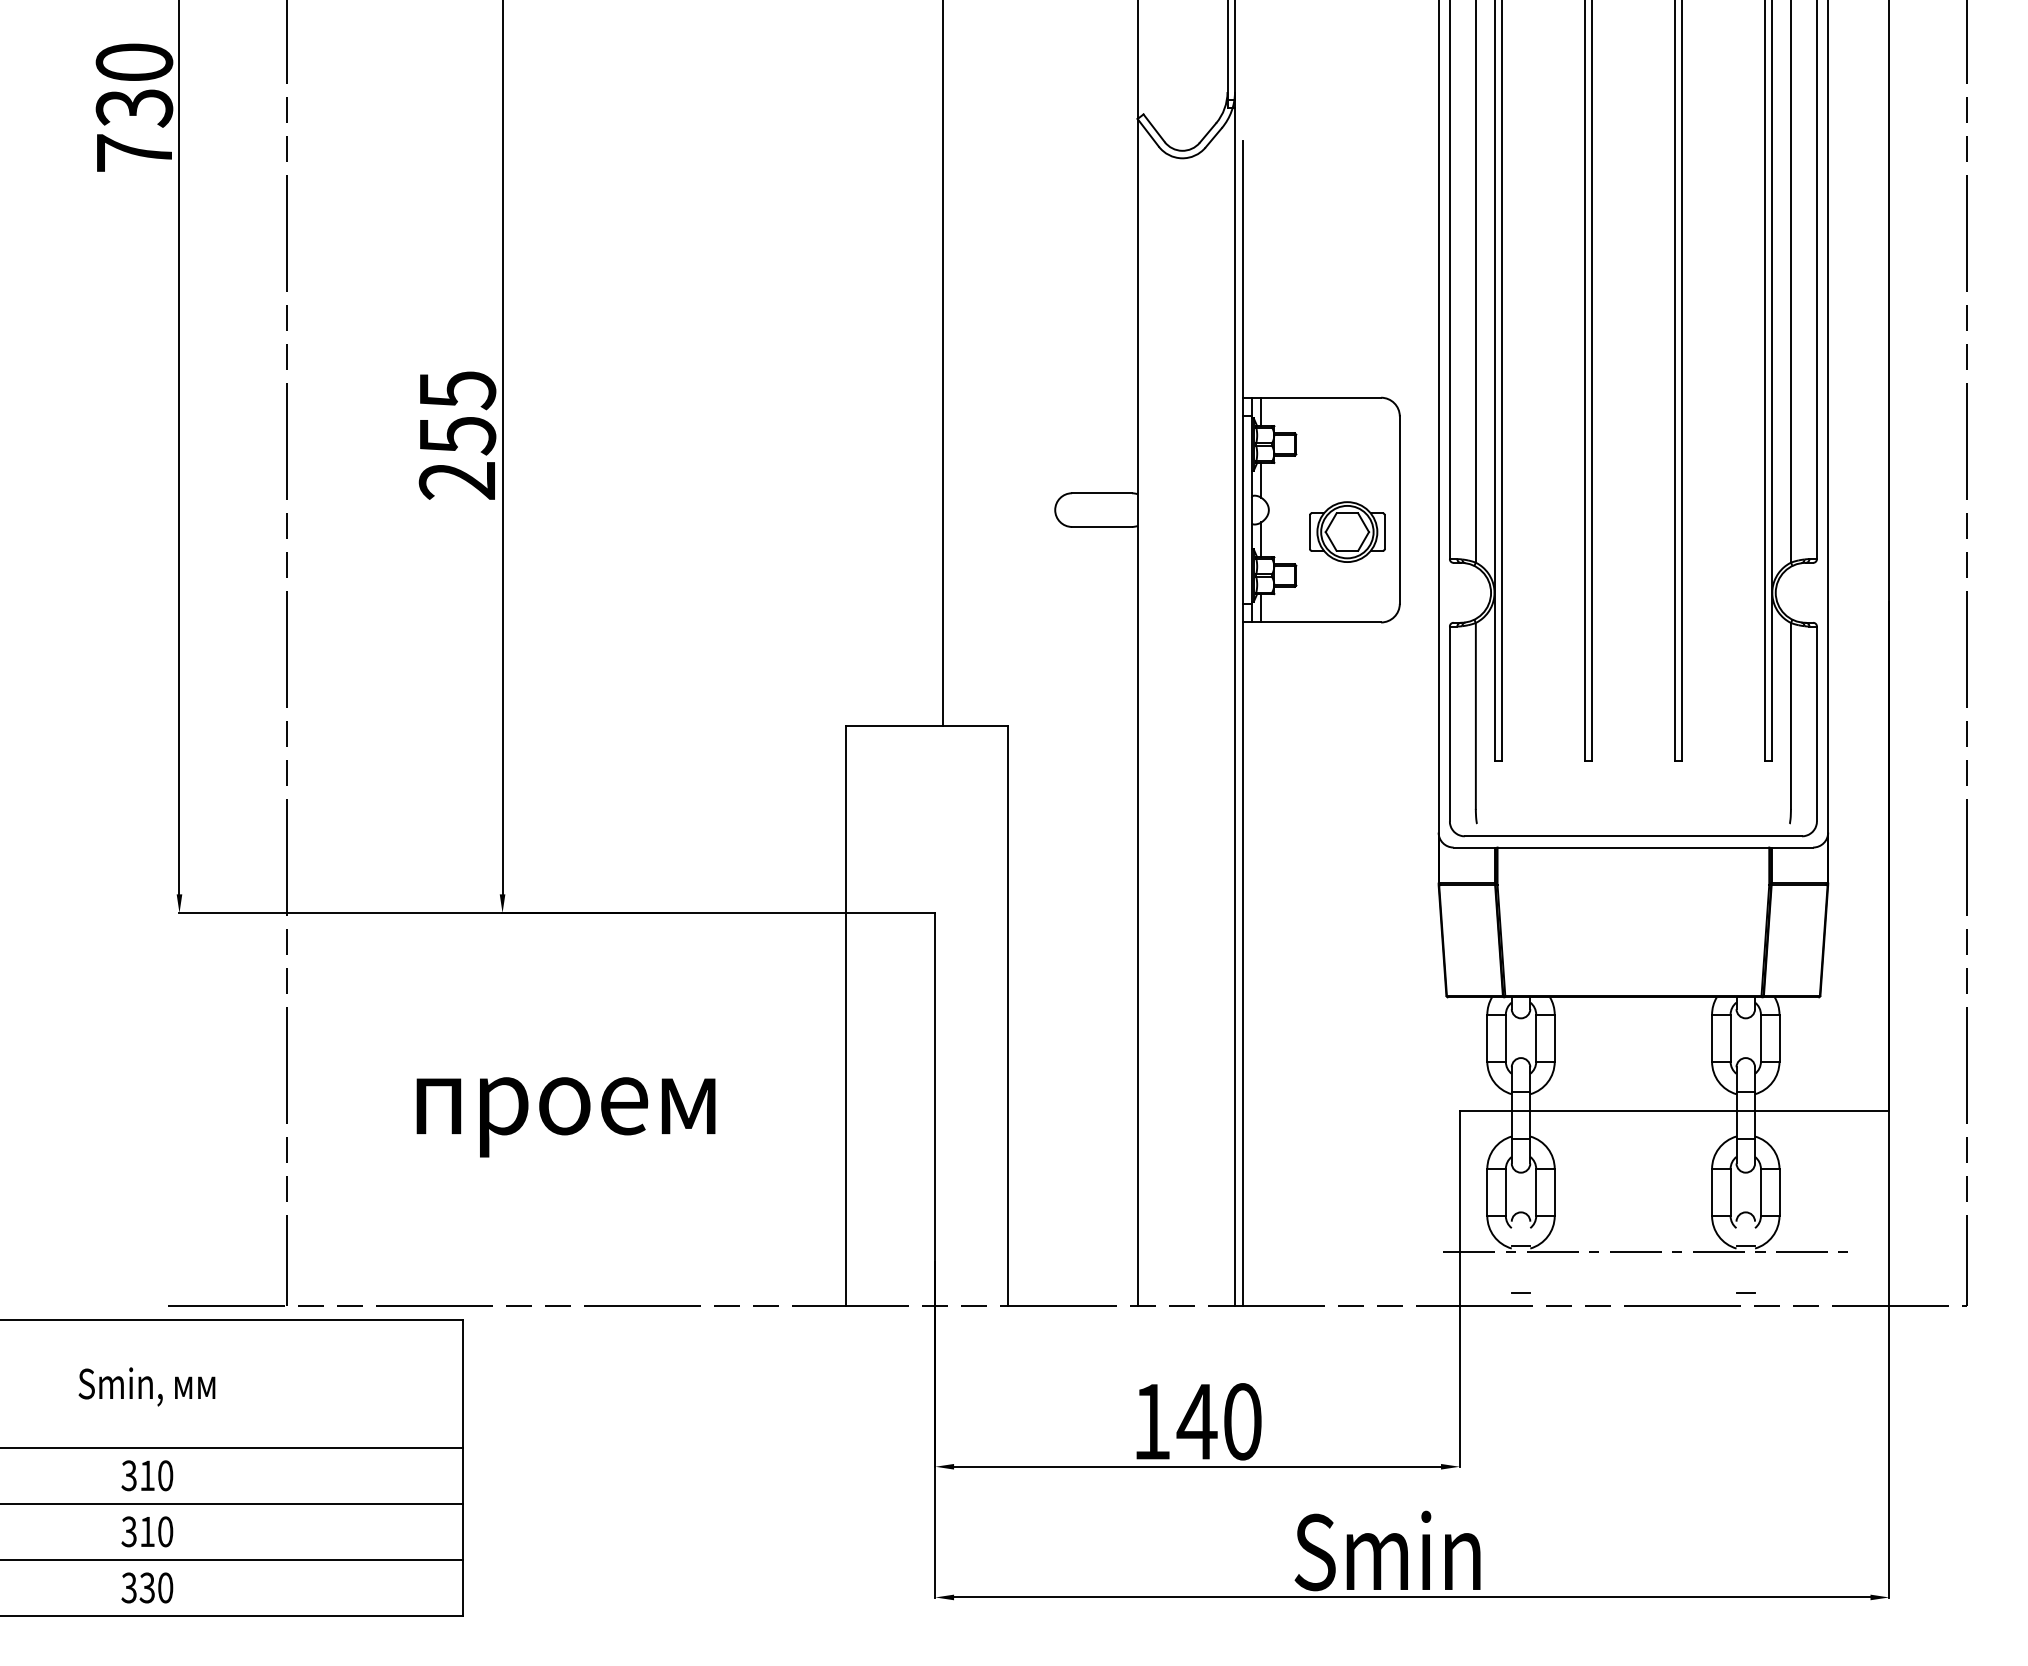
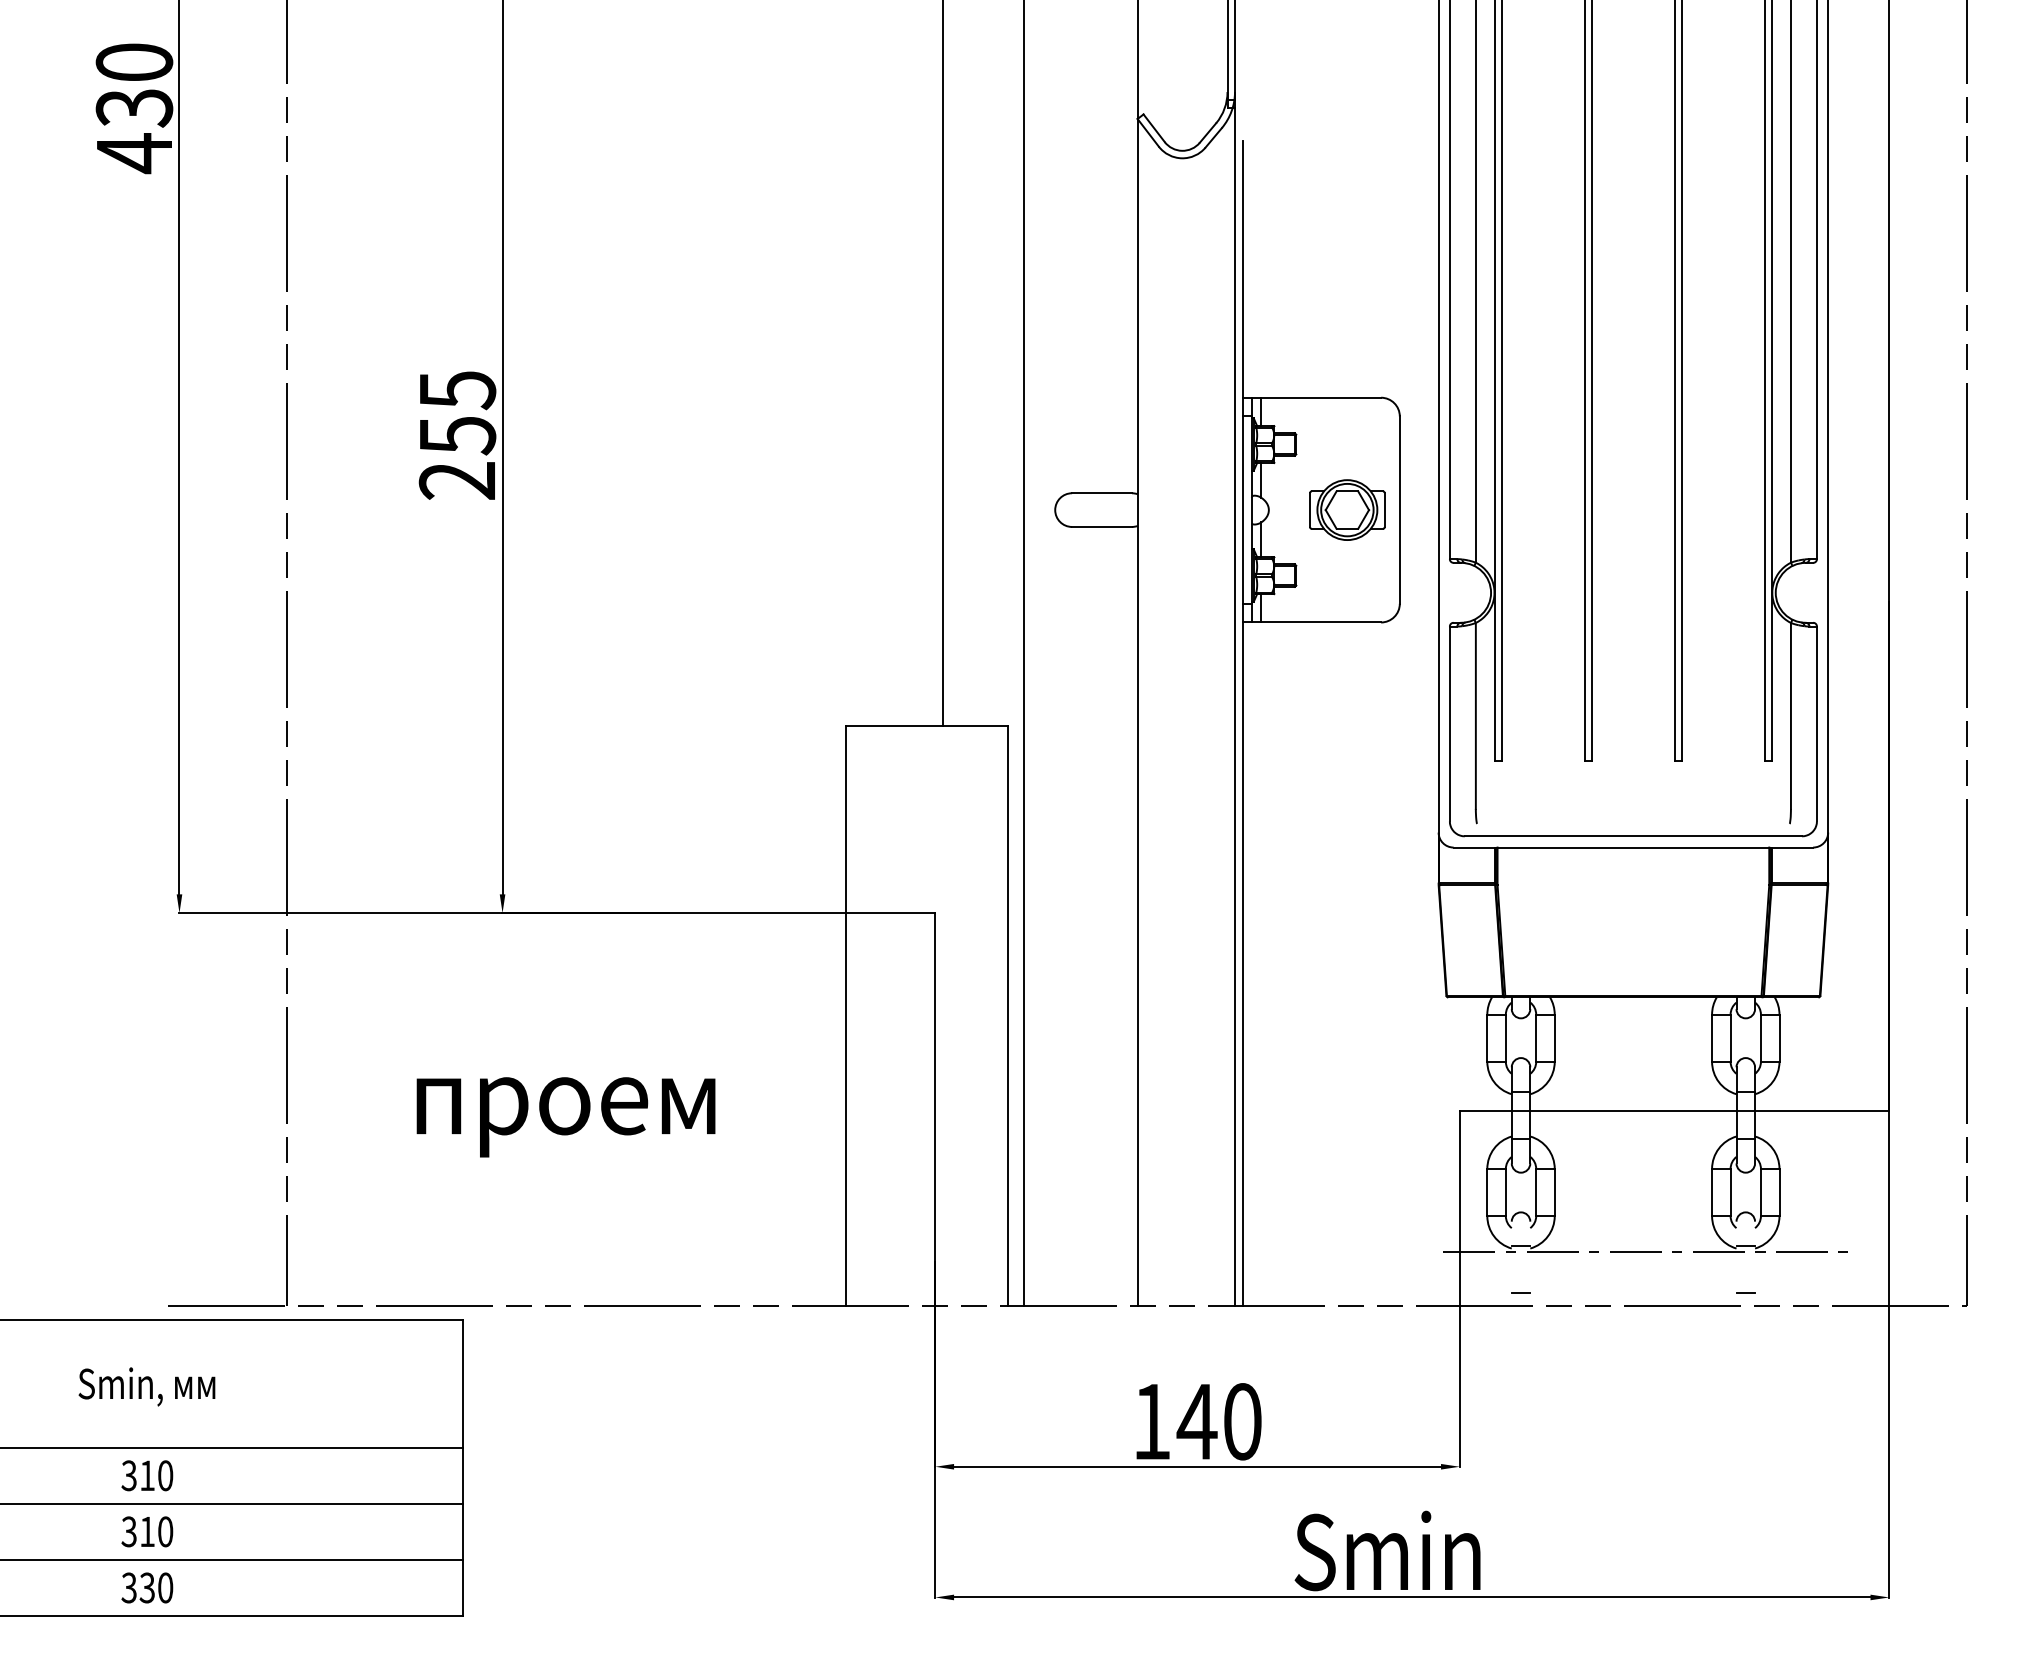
text: 730 -> 430 (134, 153)
part position: (1347, 531) -> (1347, 509) (1347, 509)
line: none -> present (1024, 654)
